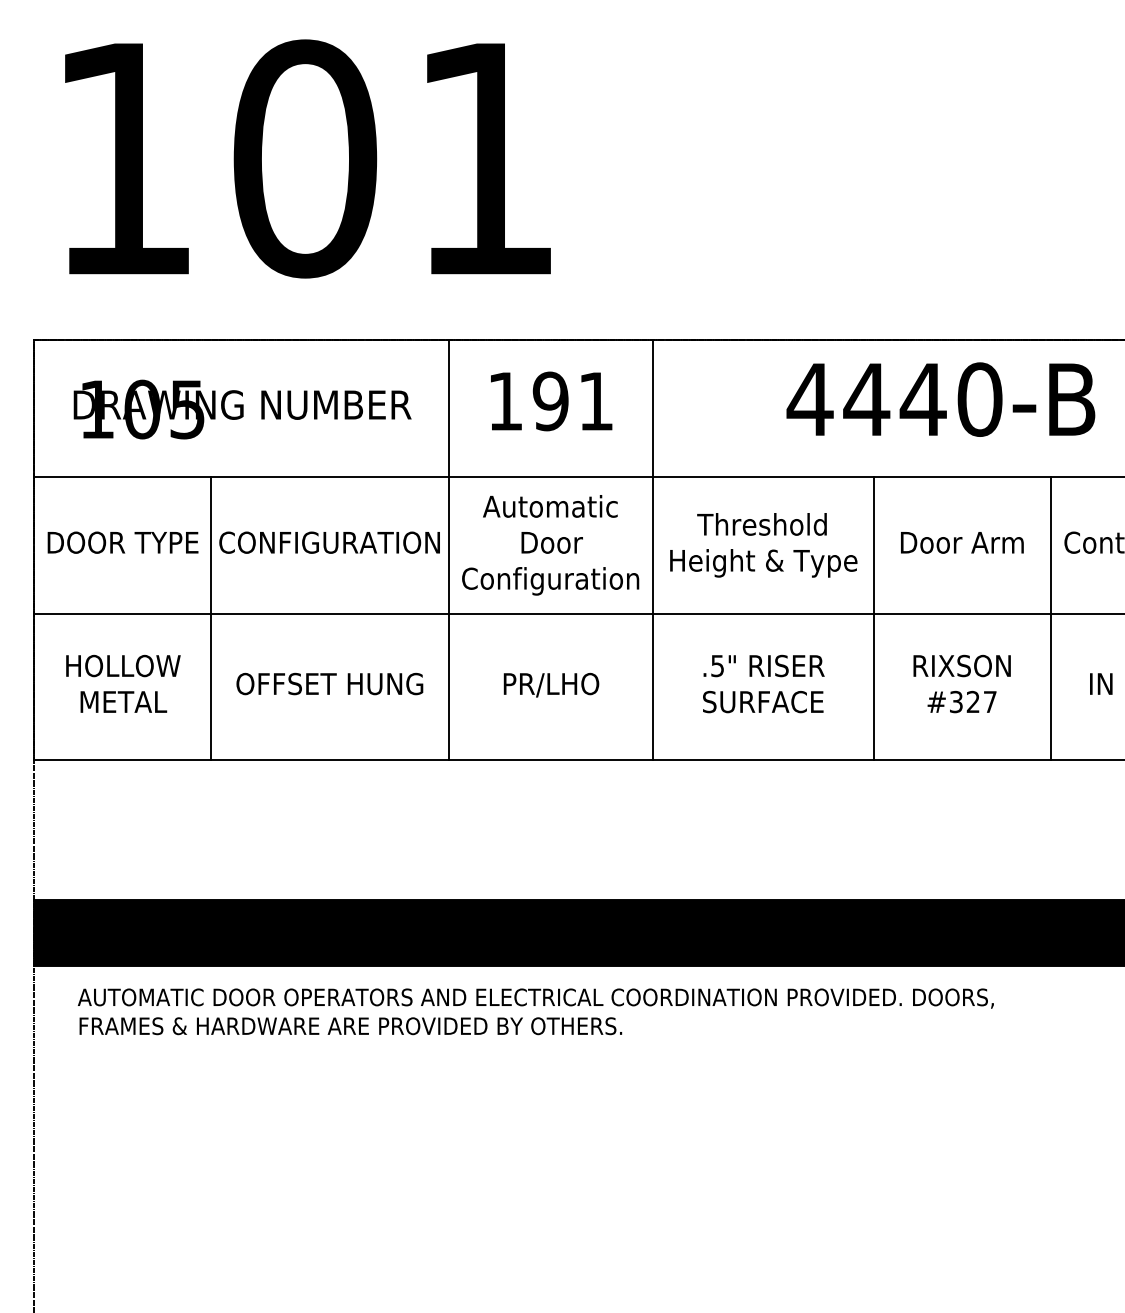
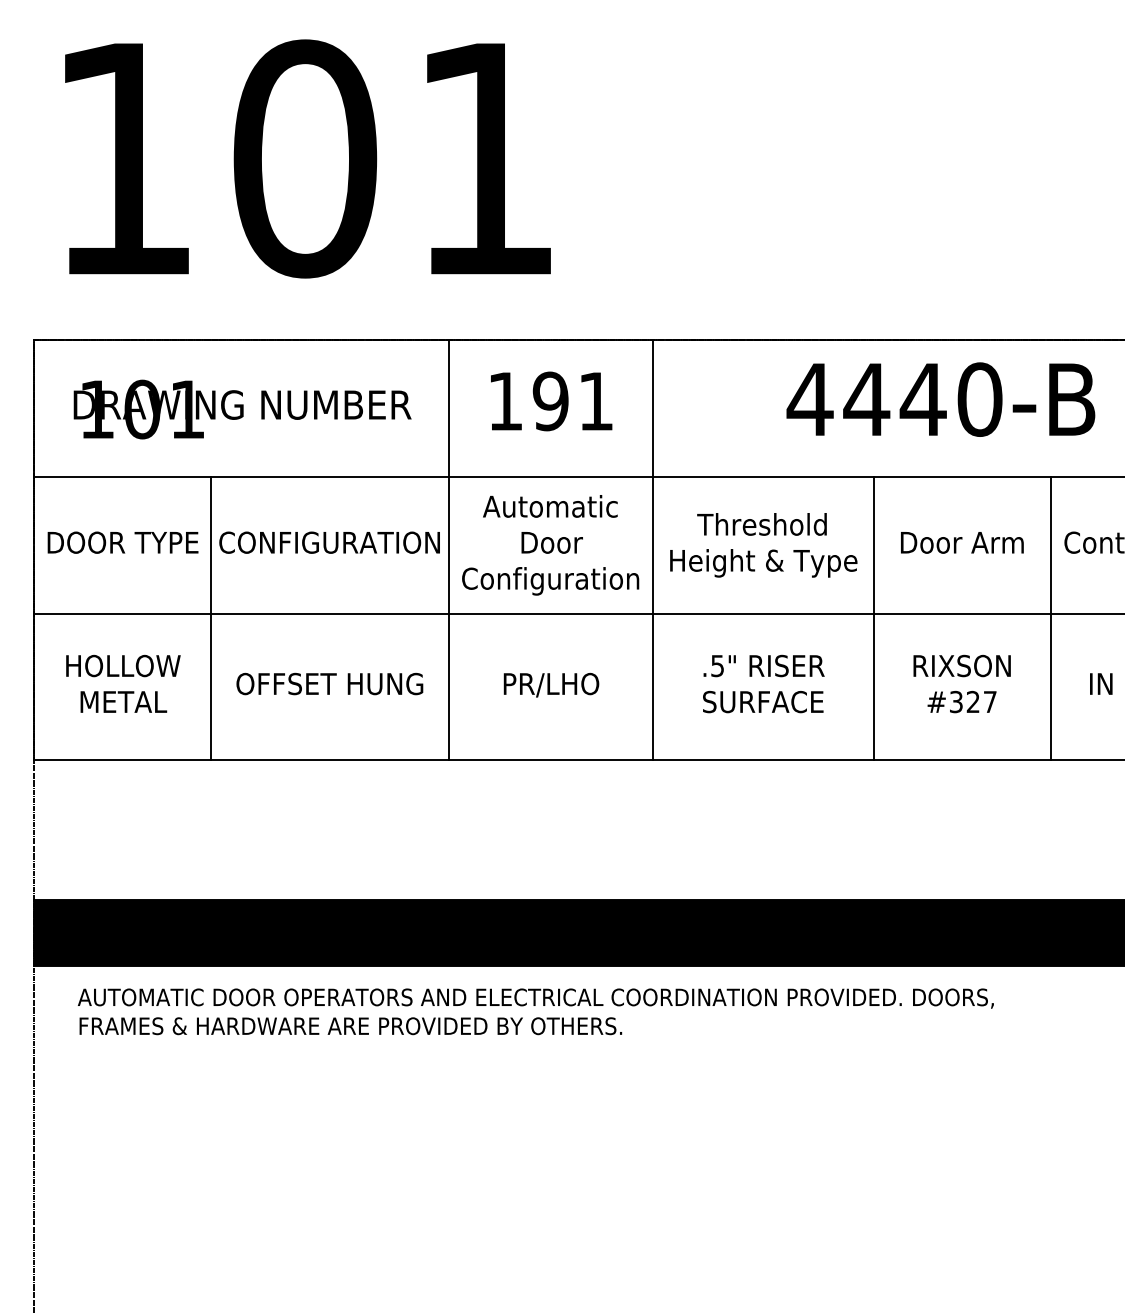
text: 105 -> 101 (187, 409)
